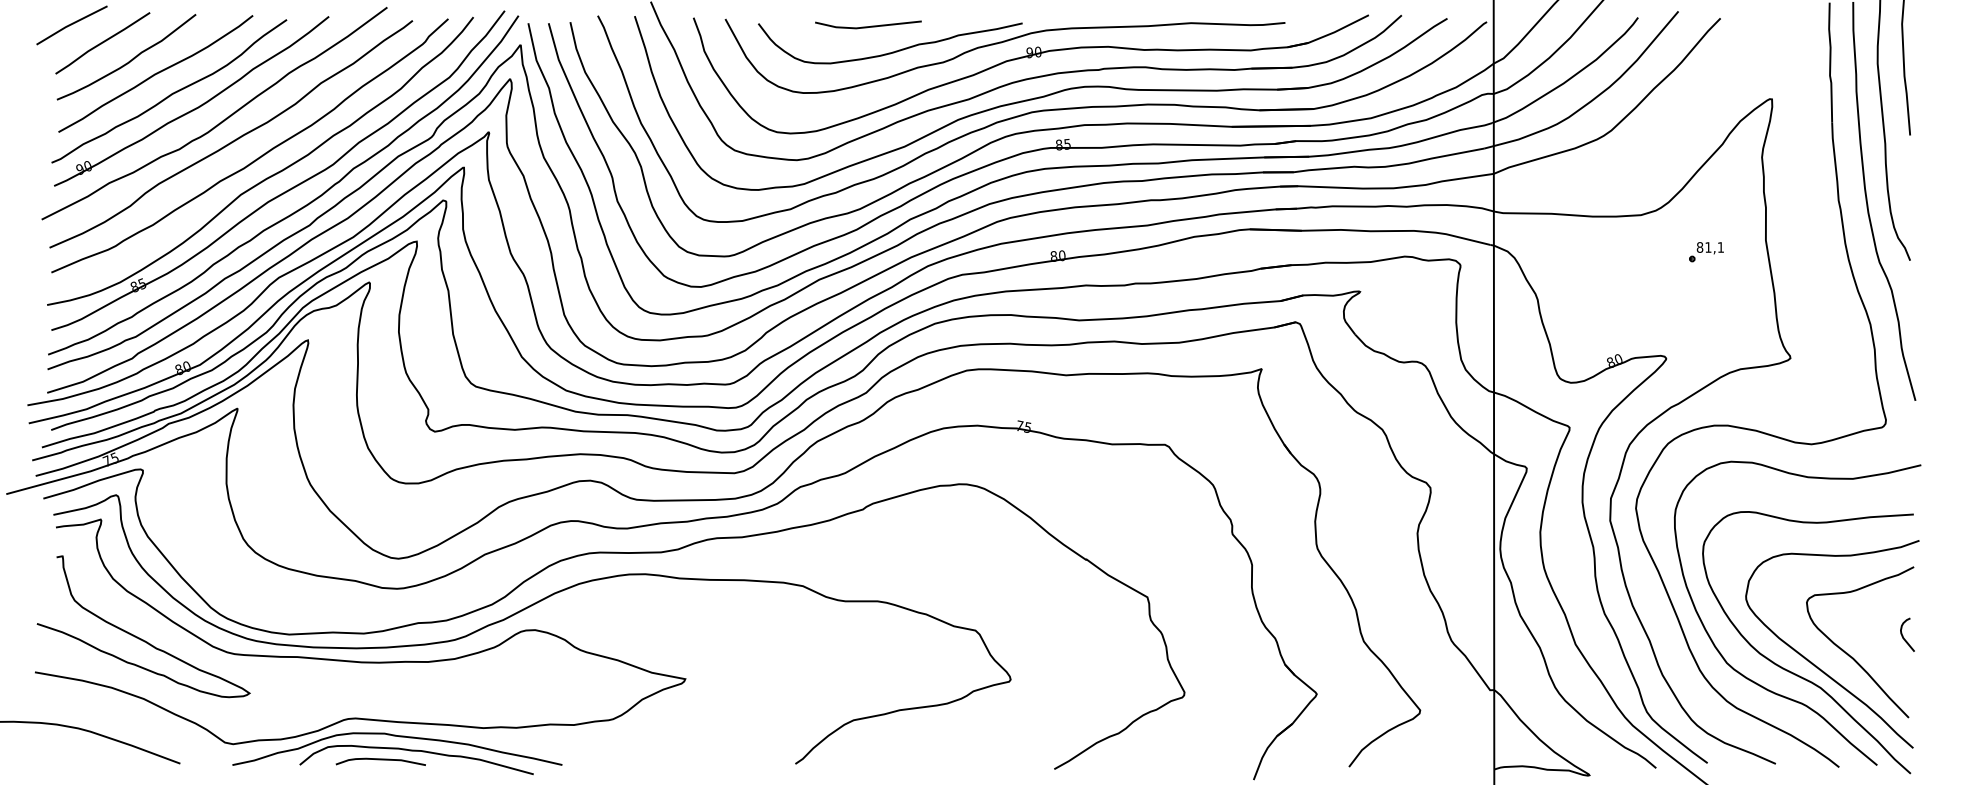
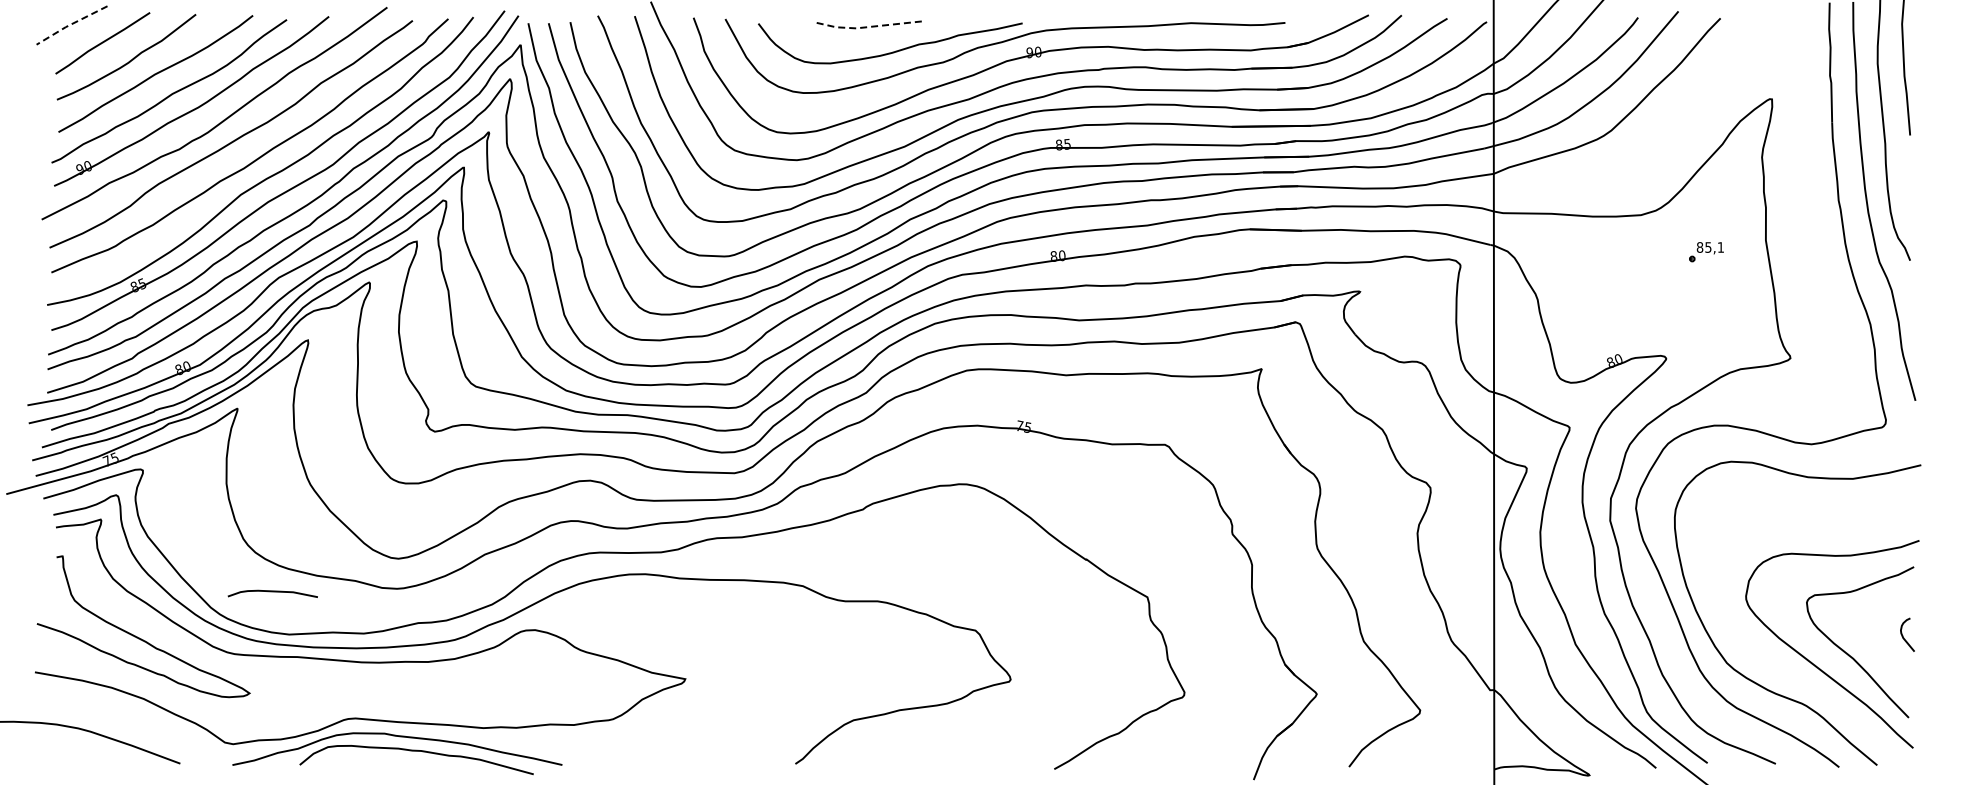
line: solid -> dashed (70, 24)
line: solid -> dashed (866, 27)
text: 81,1 -> 85,1 (1708, 247)
curve: present -> none (1793, 672)
curve position: (380, 760) -> (272, 592) (272, 592)
